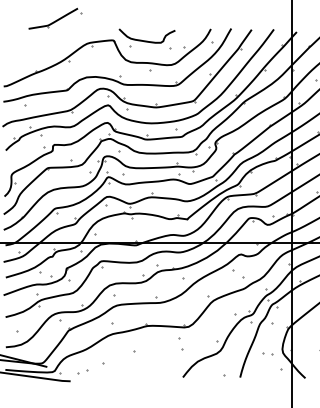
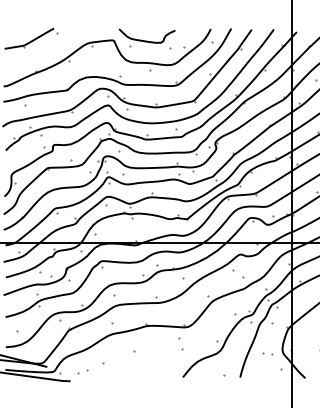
part position: (55, 18) -> (31, 38) (31, 38)
